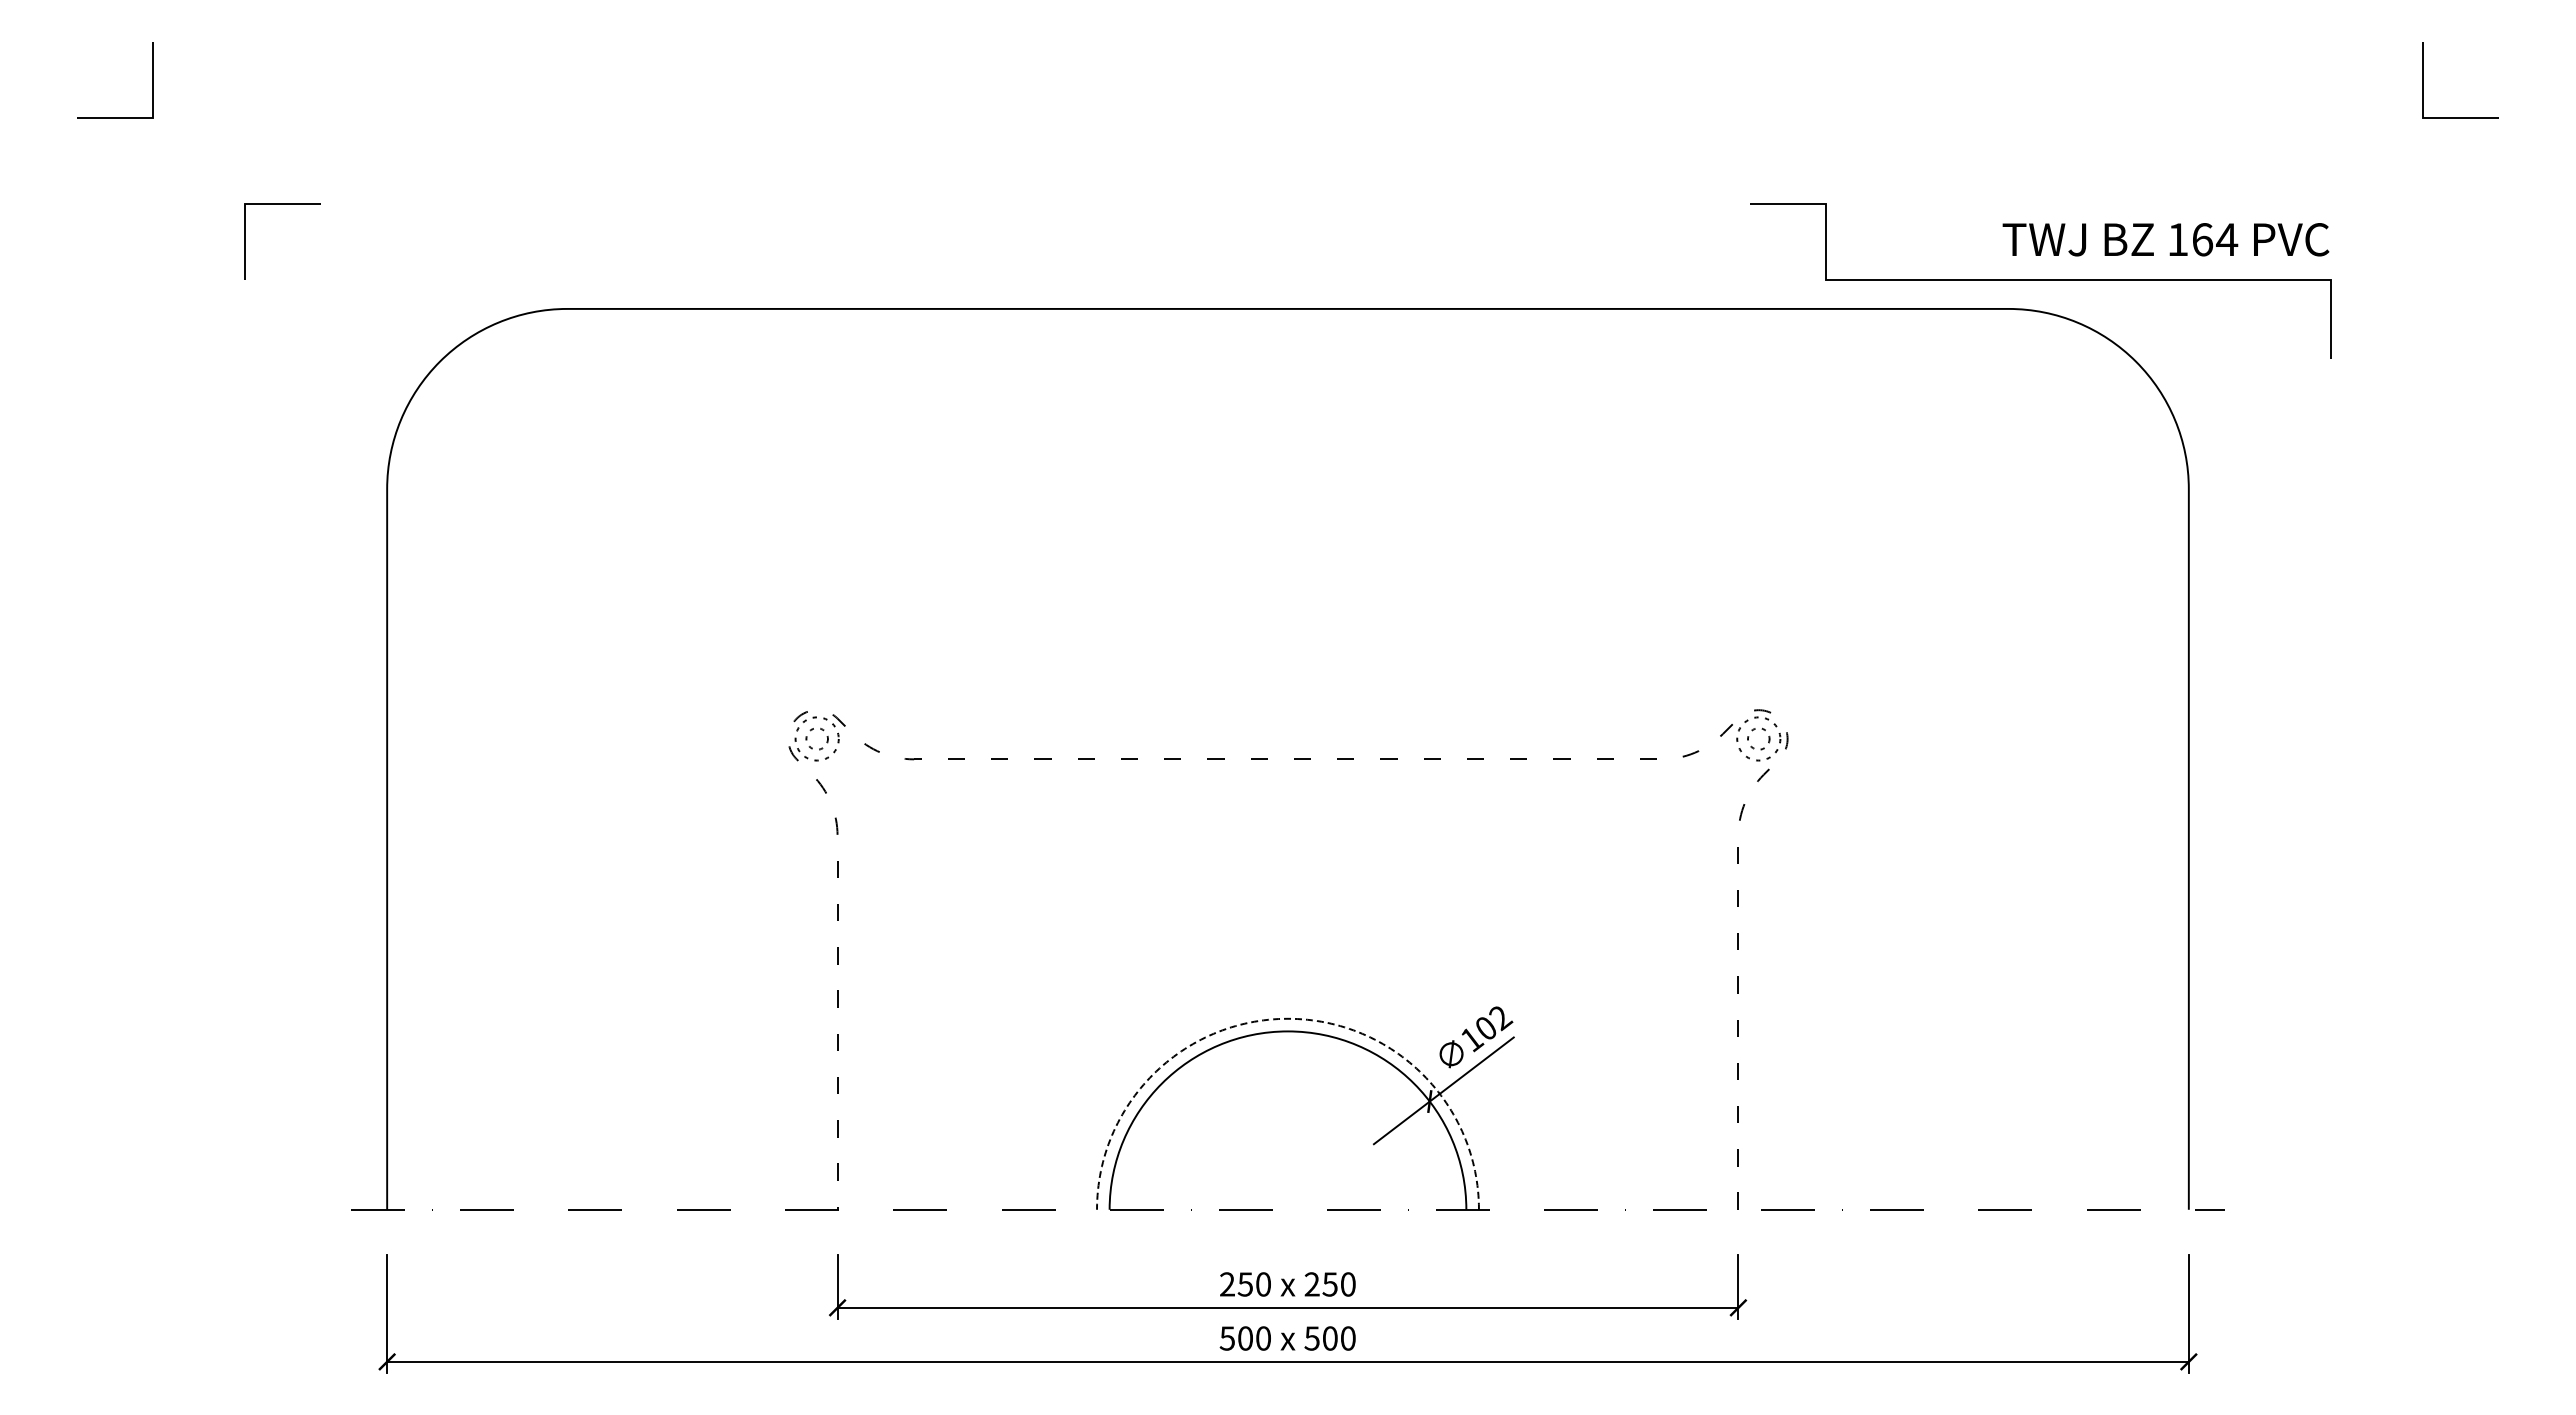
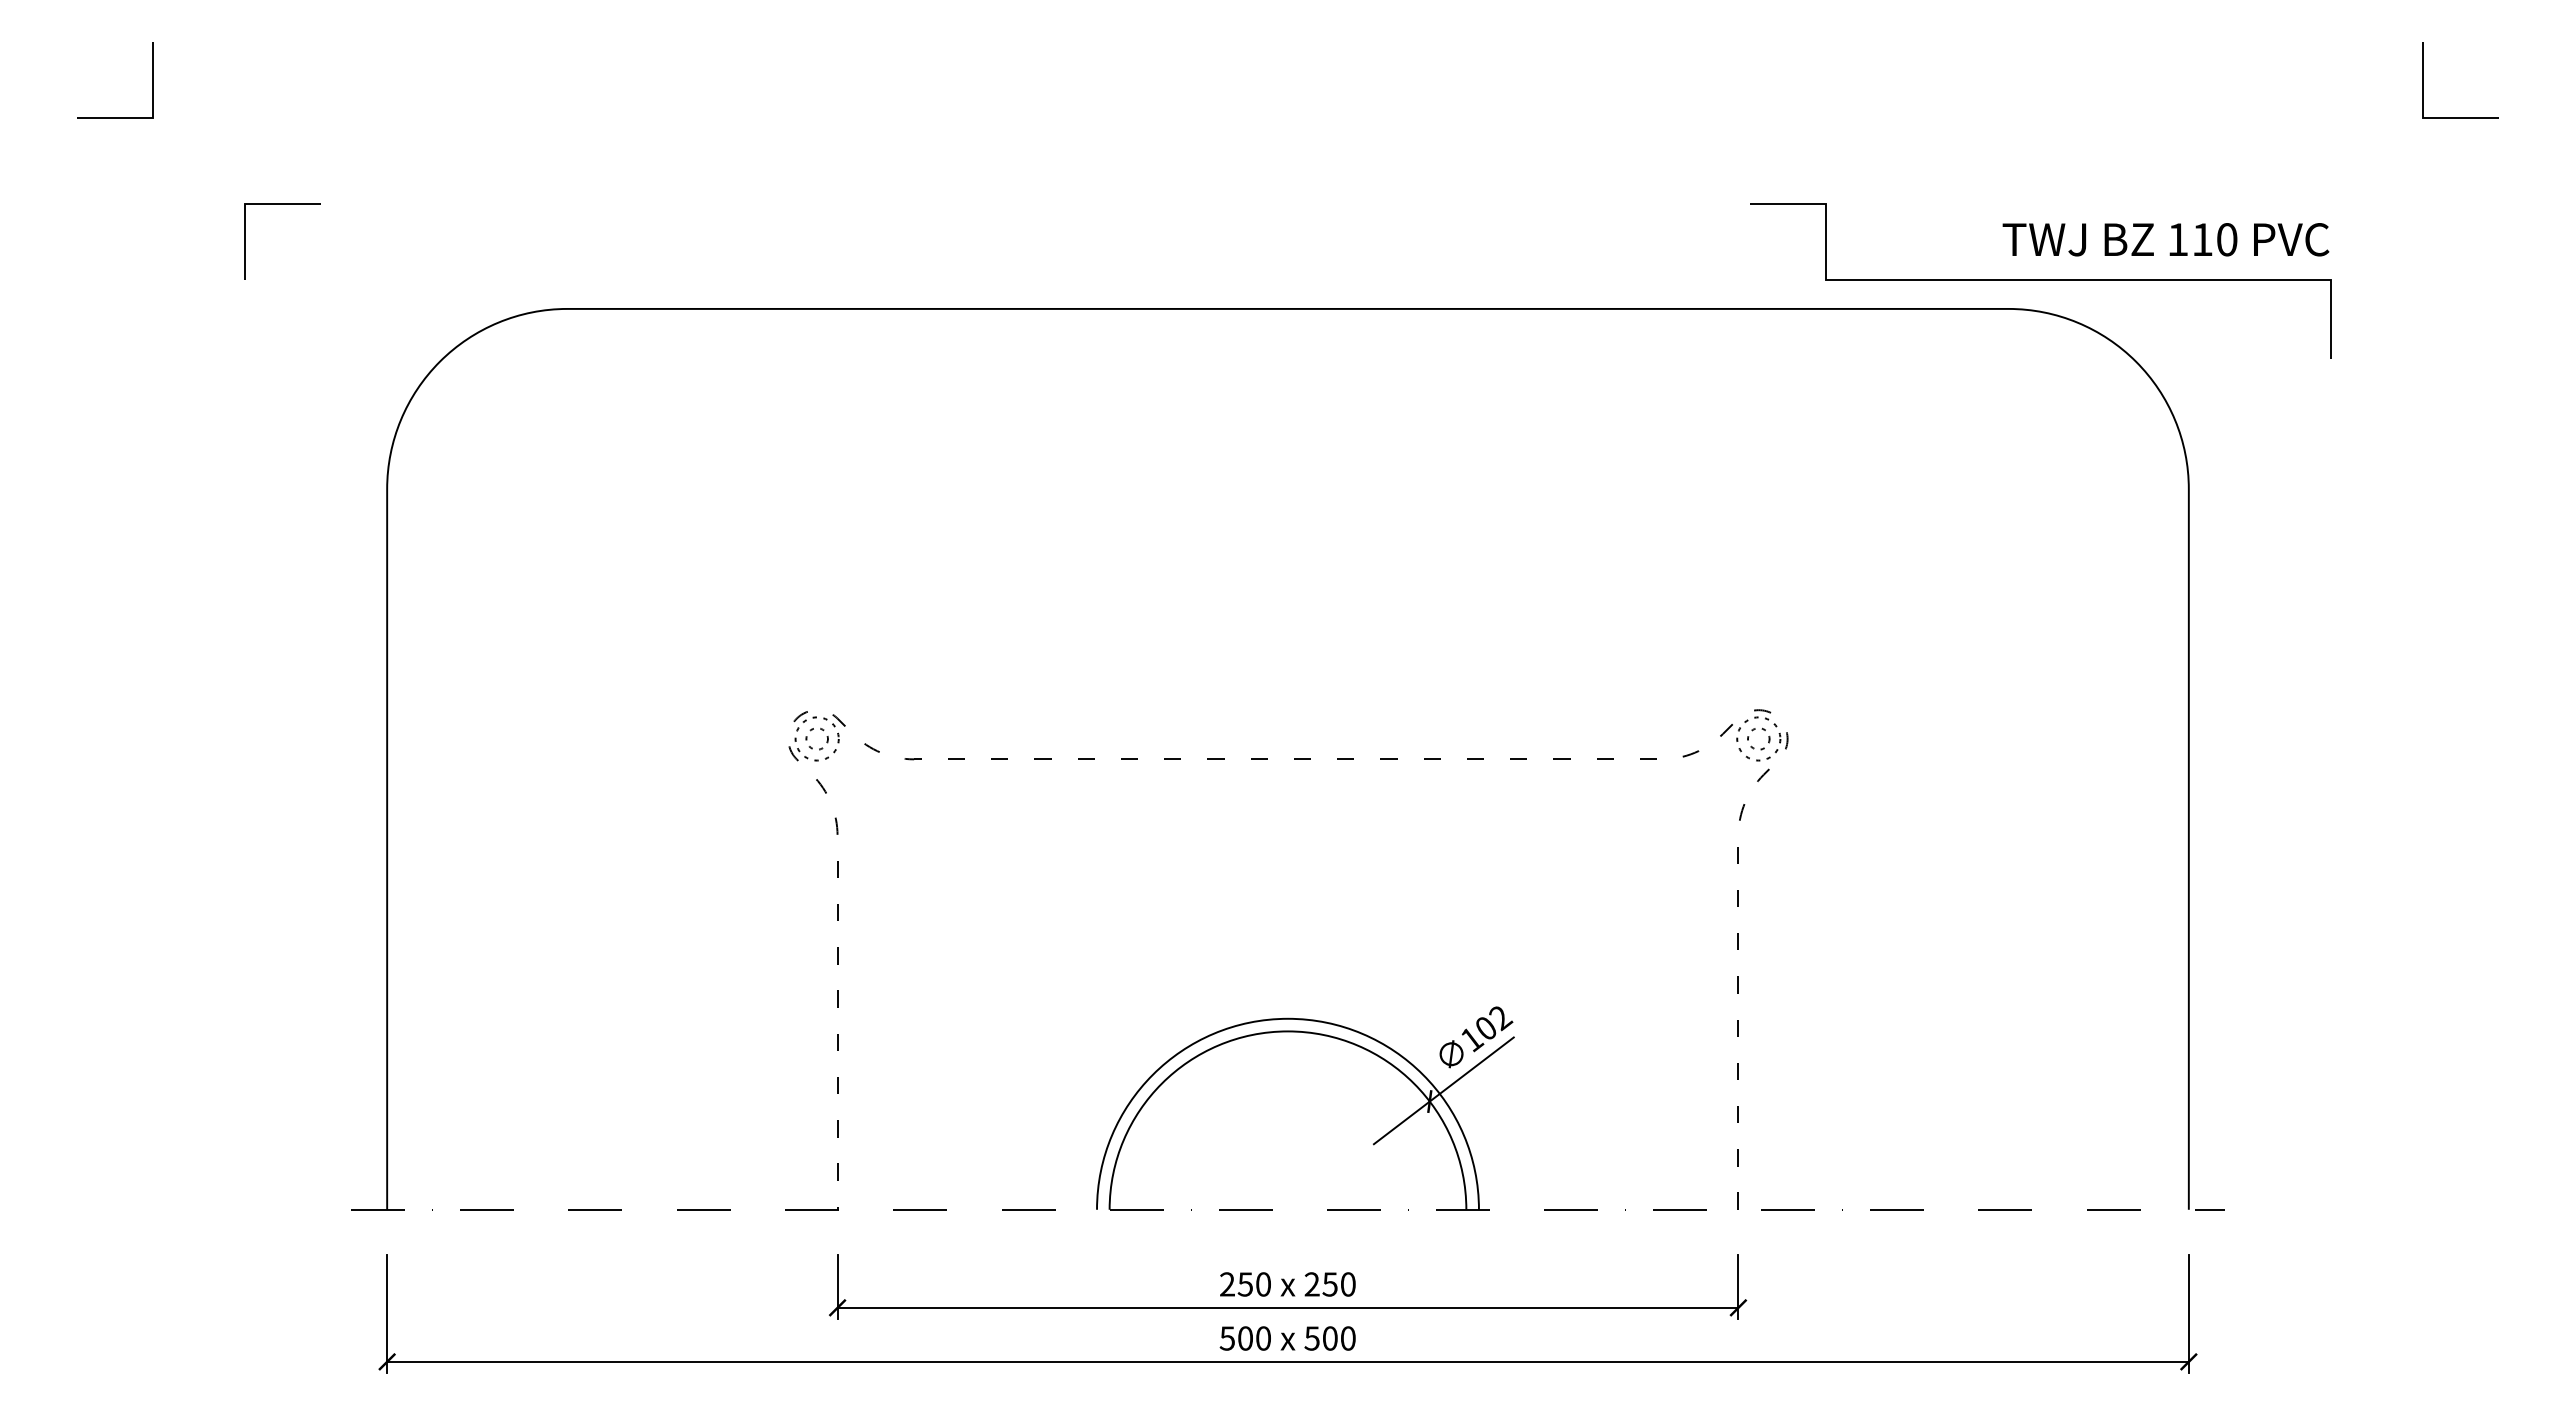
text: 164 -> 110 (2215, 239)
arc: dashed -> solid (1287, 1018)
